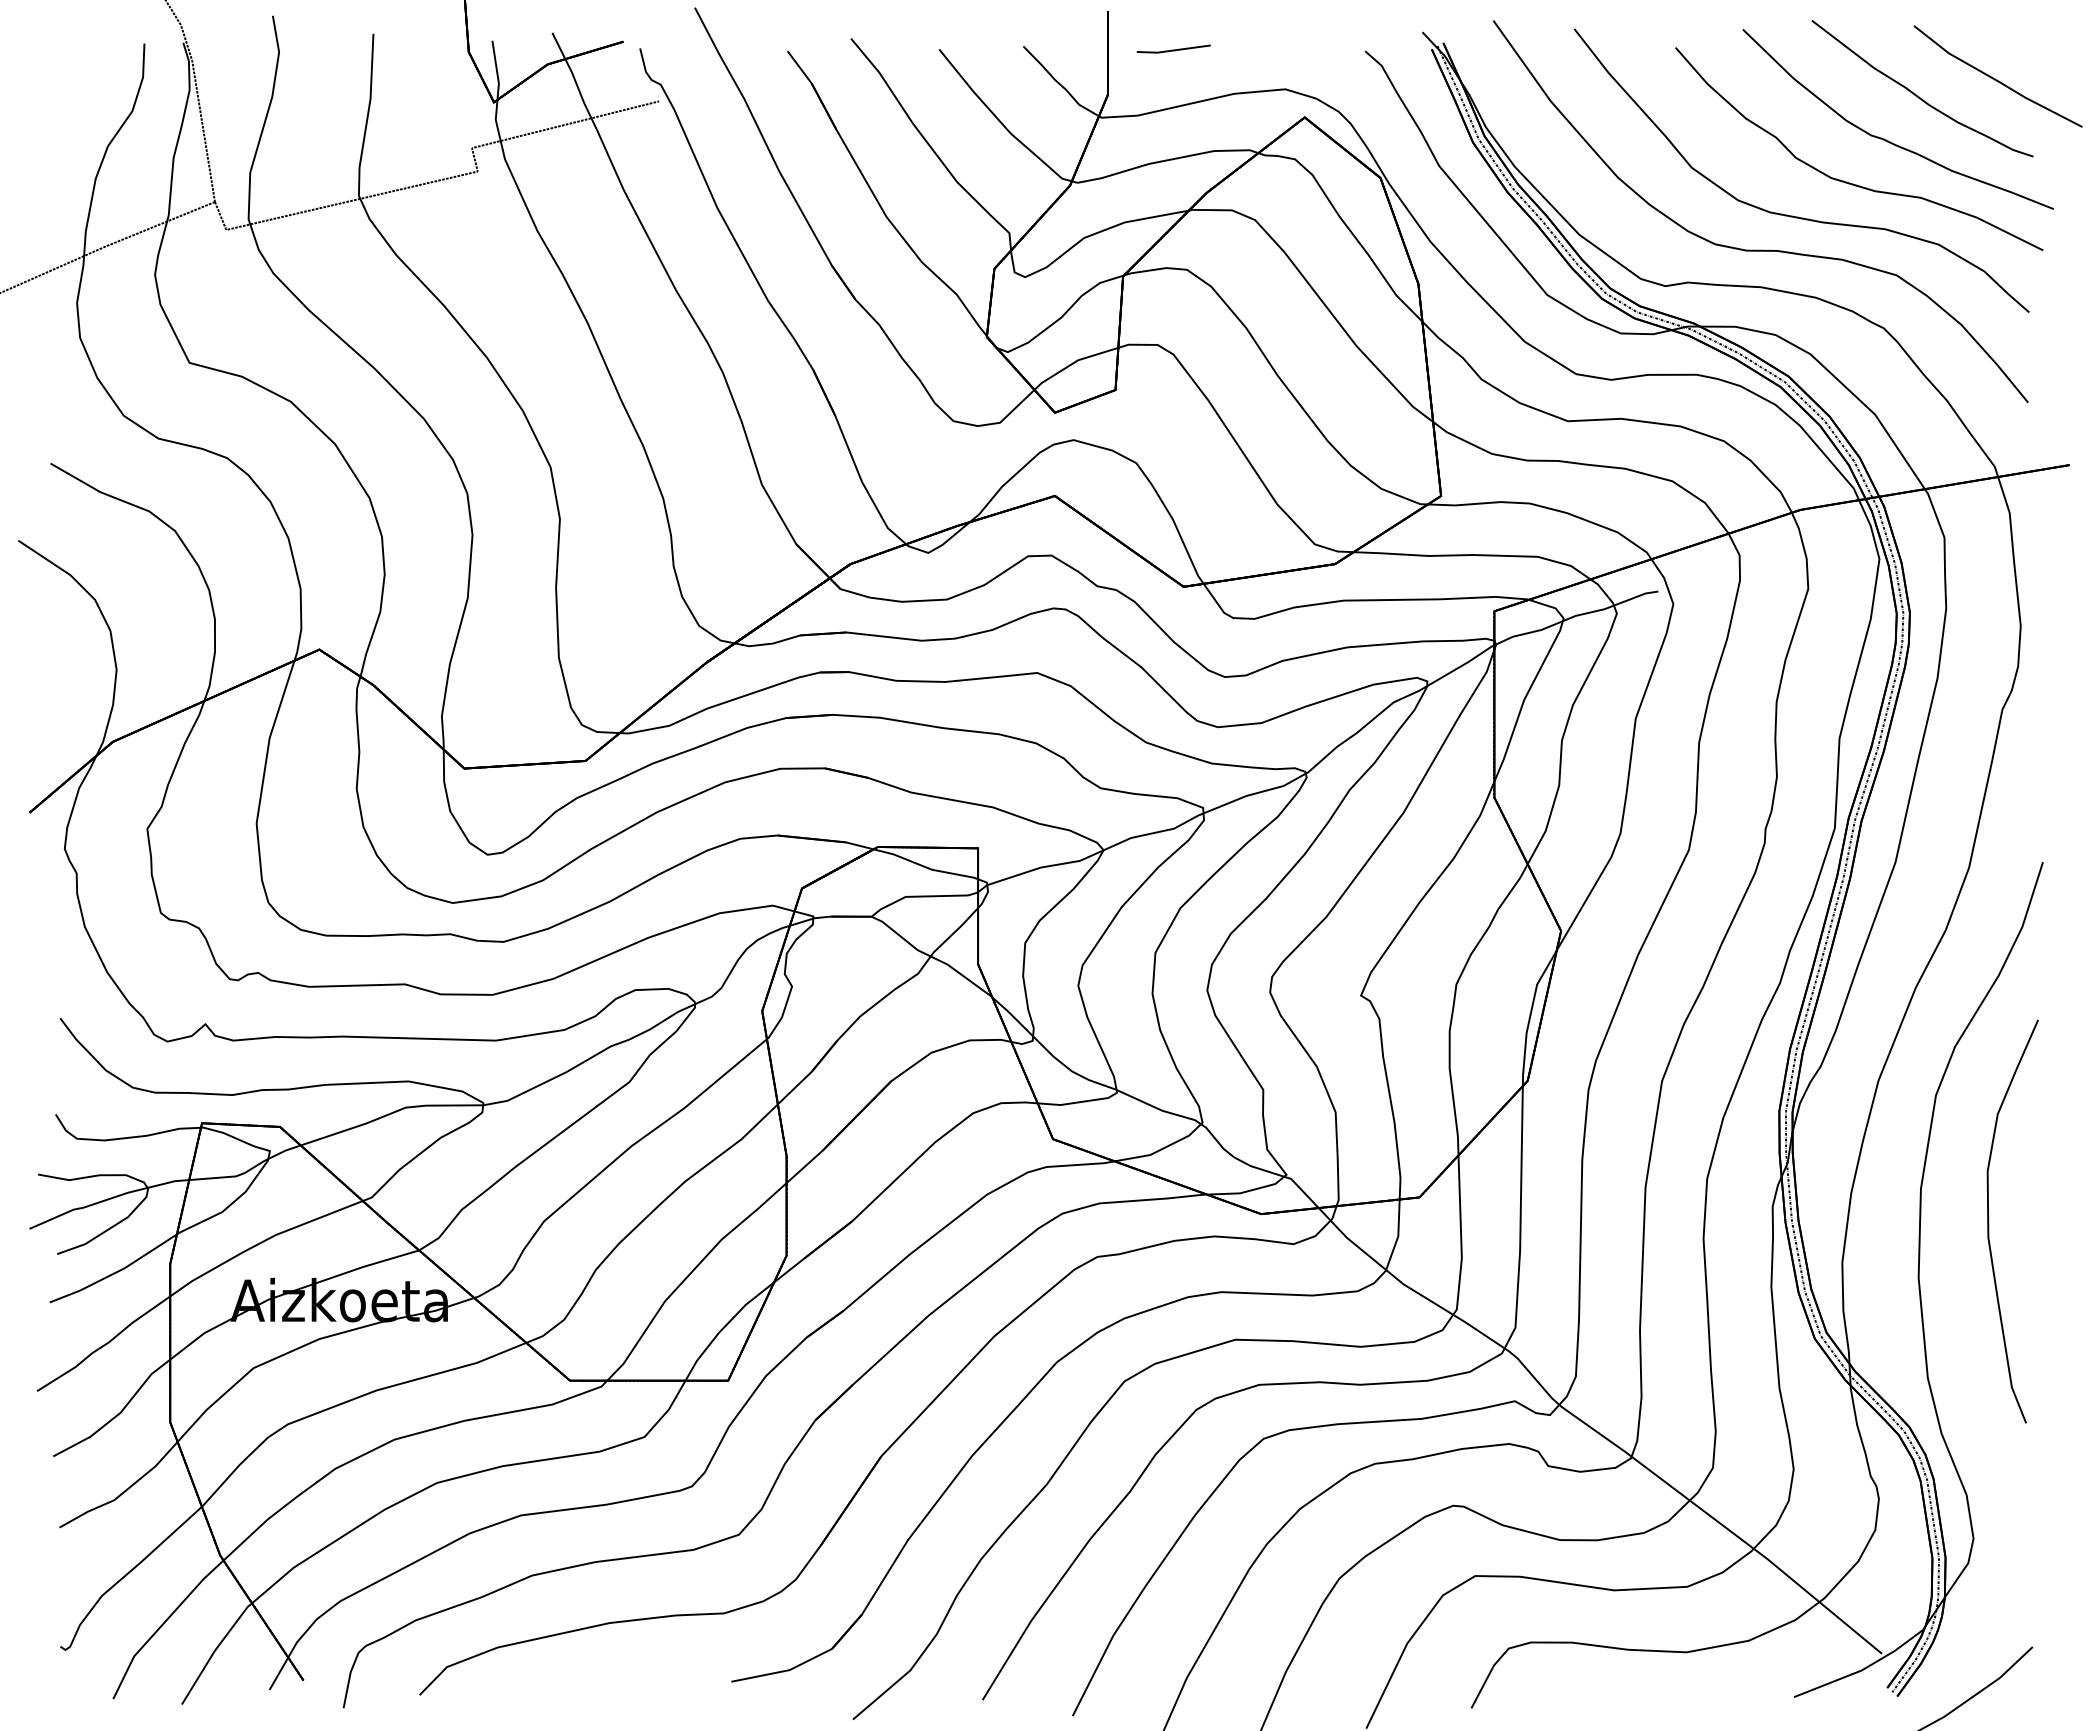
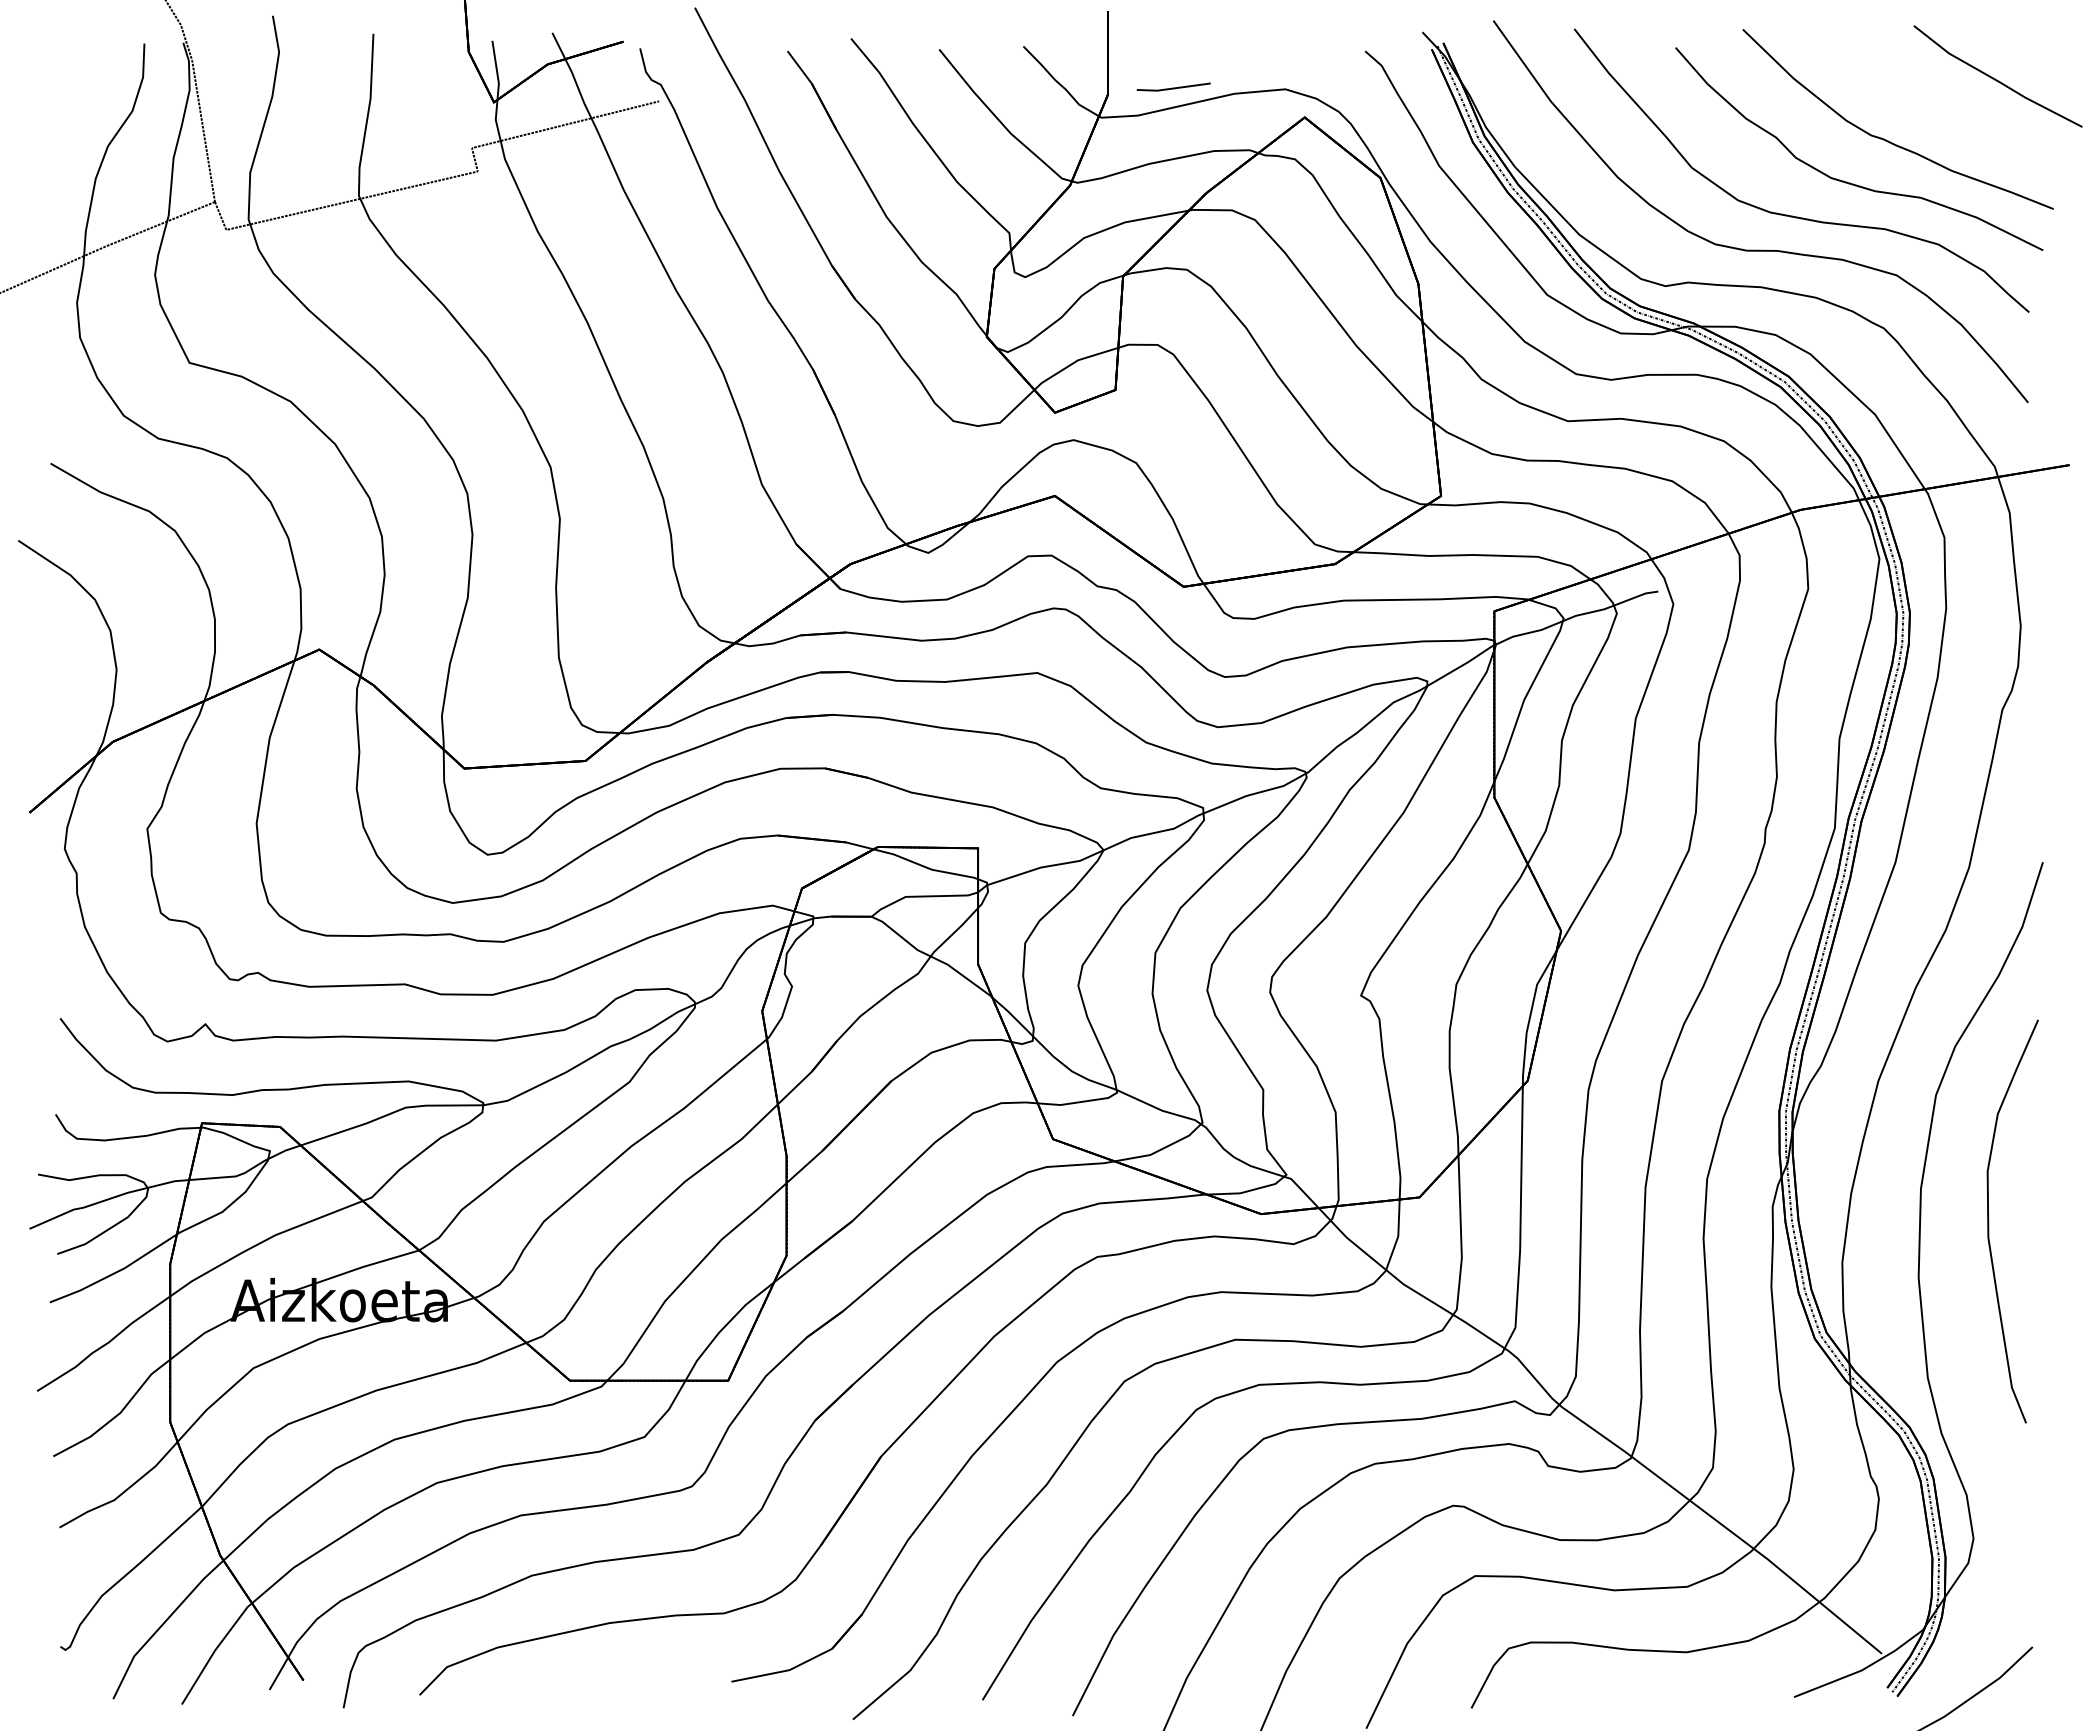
line position: (1173, 49) -> (1173, 87) (1173, 87)
part: present -> none (1916, 94)
